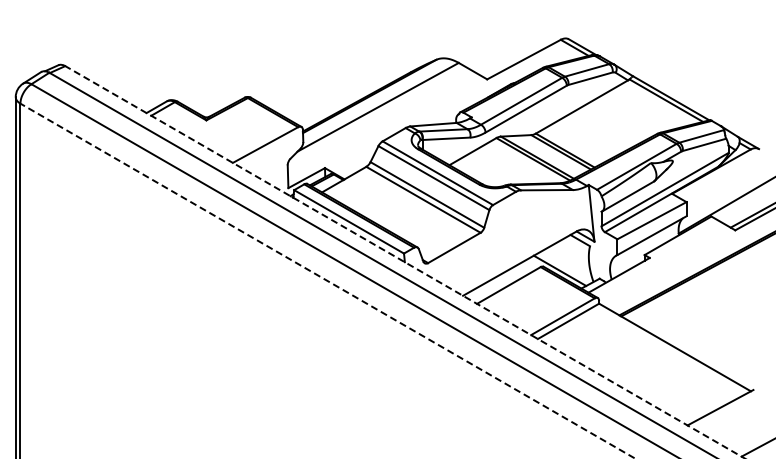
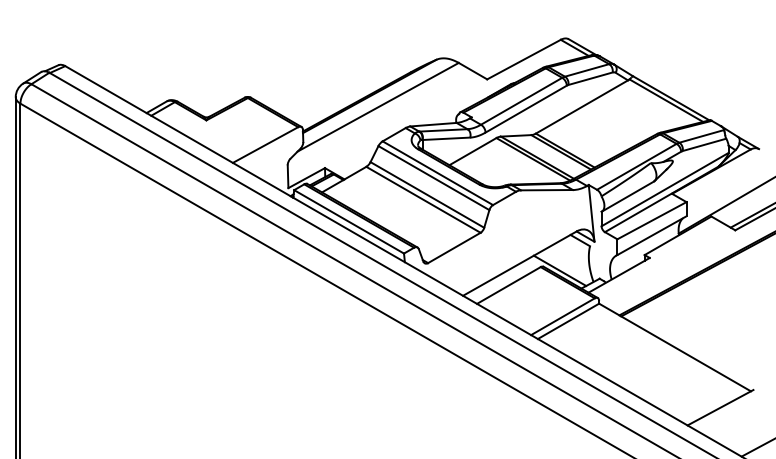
line: dashed -> solid (405, 262)
line: dashed -> solid (327, 281)
